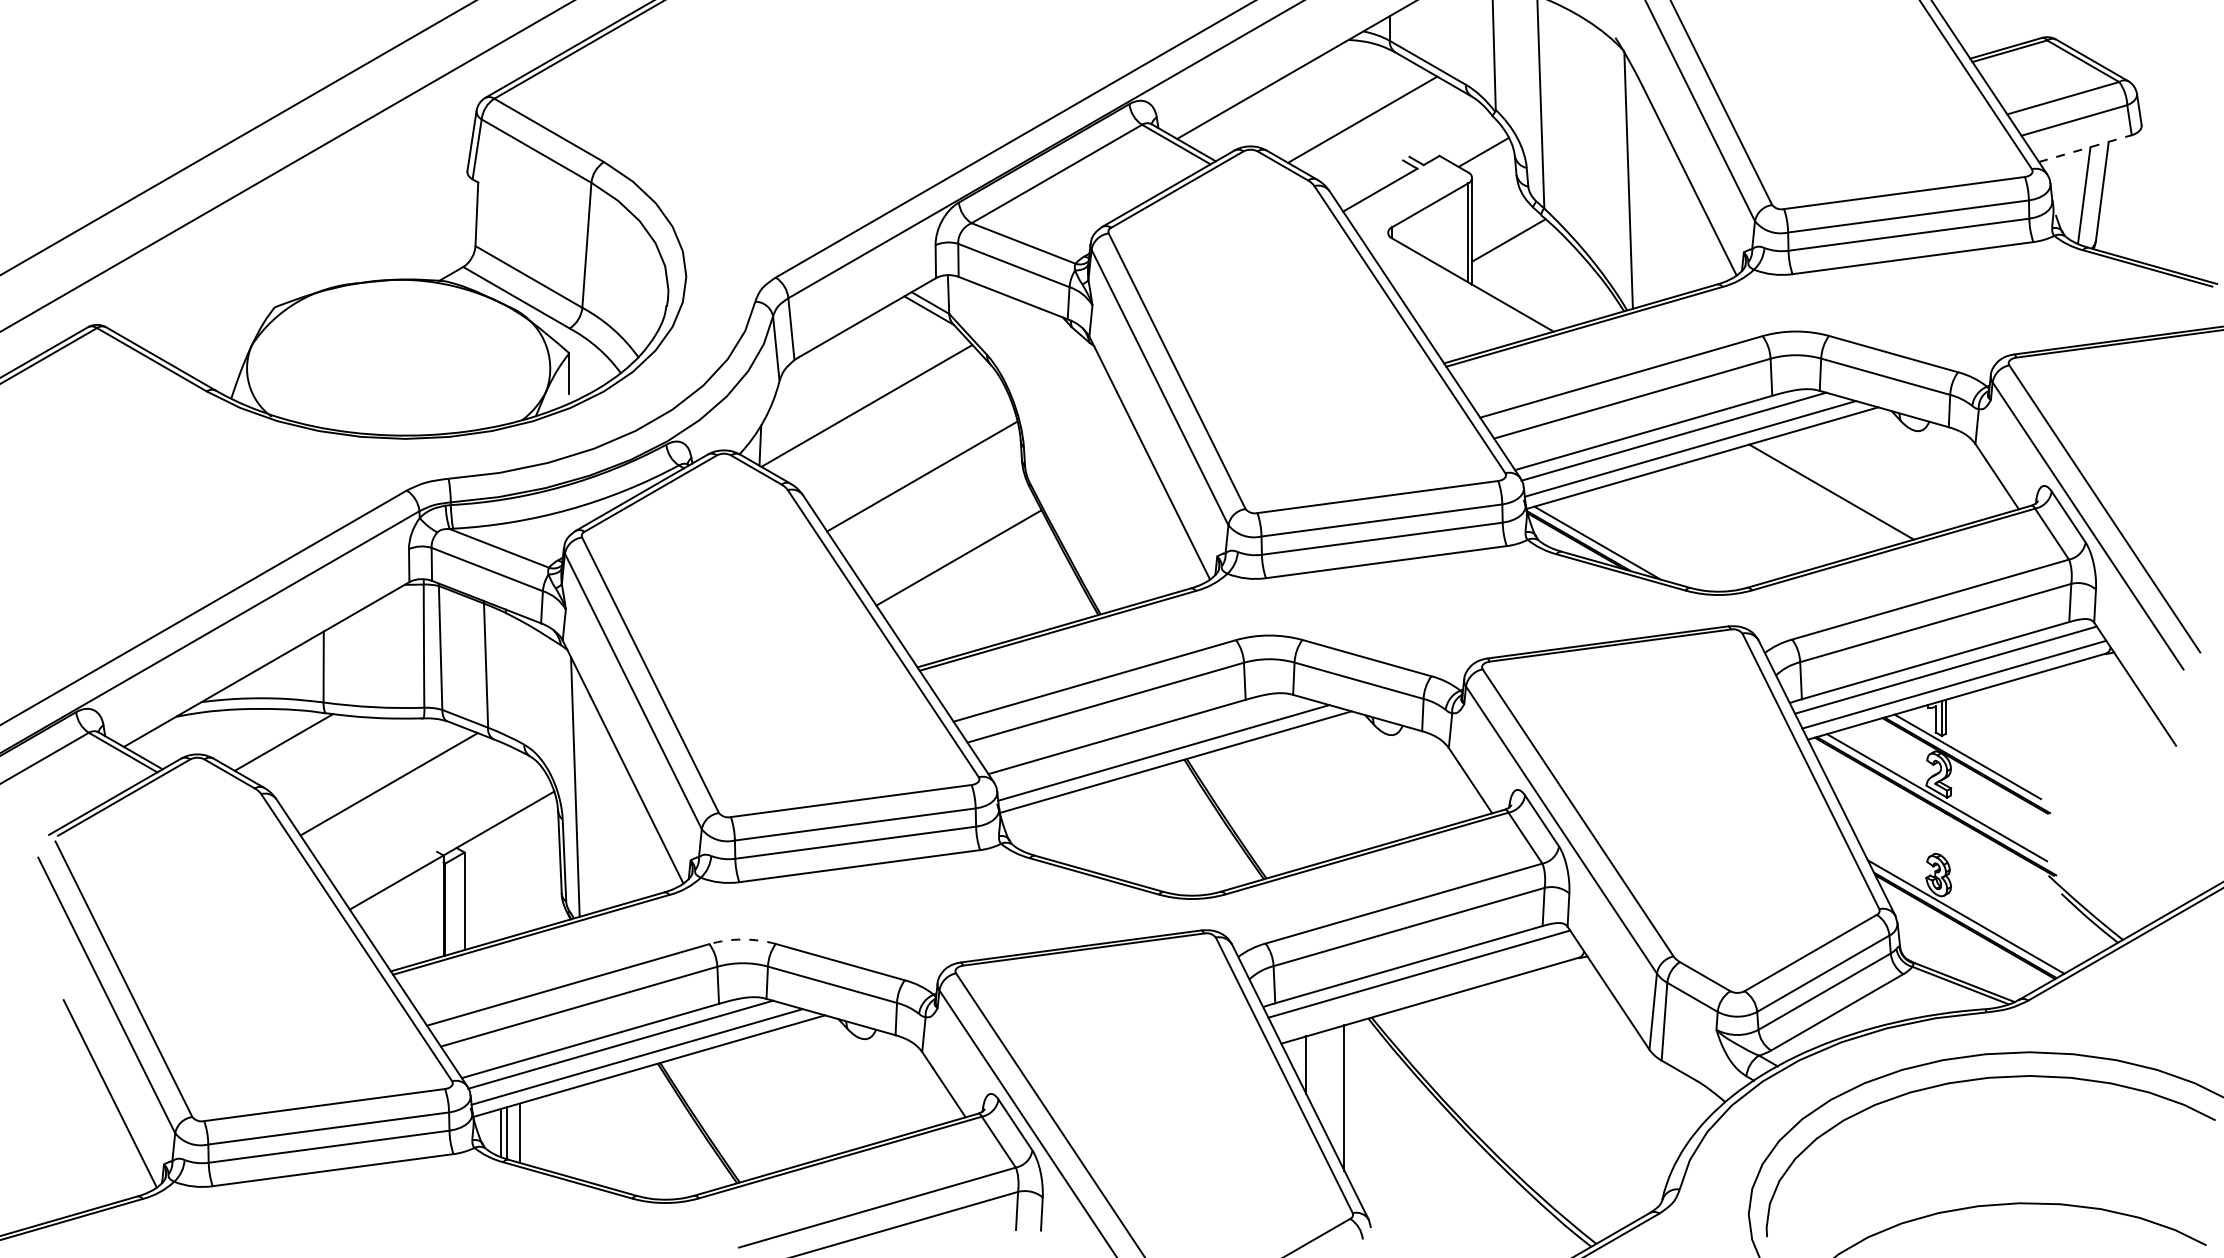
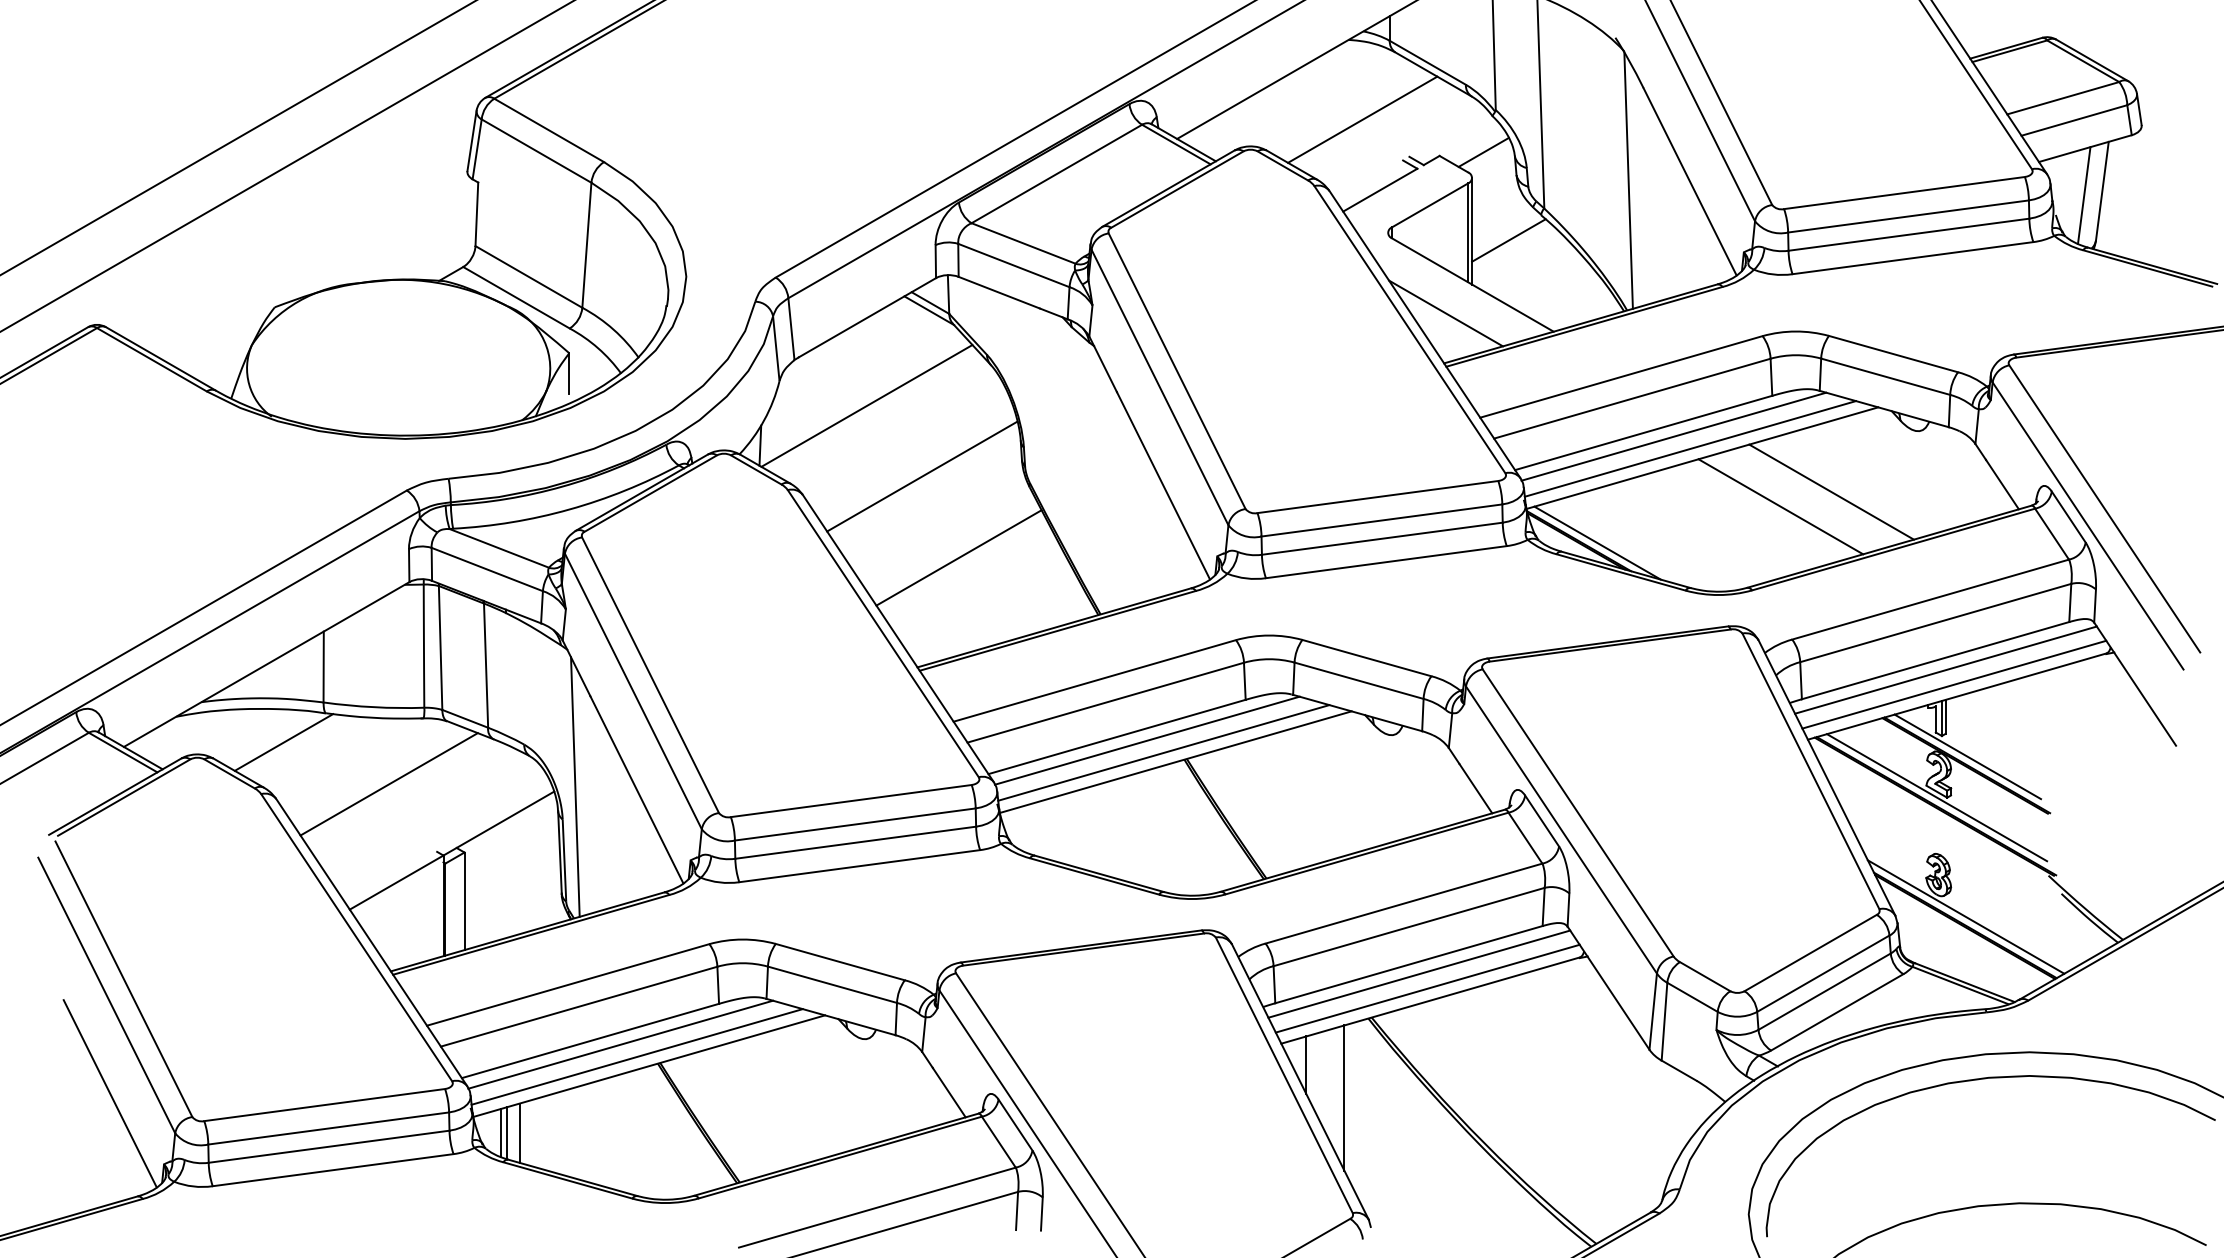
line: dashed -> solid (2085, 148)
line: none -> present (1445, 313)
line: none -> present (1780, 506)
line: none -> present (1146, 740)
arc: dashed -> solid (742, 939)
line: none -> present (1427, 988)
